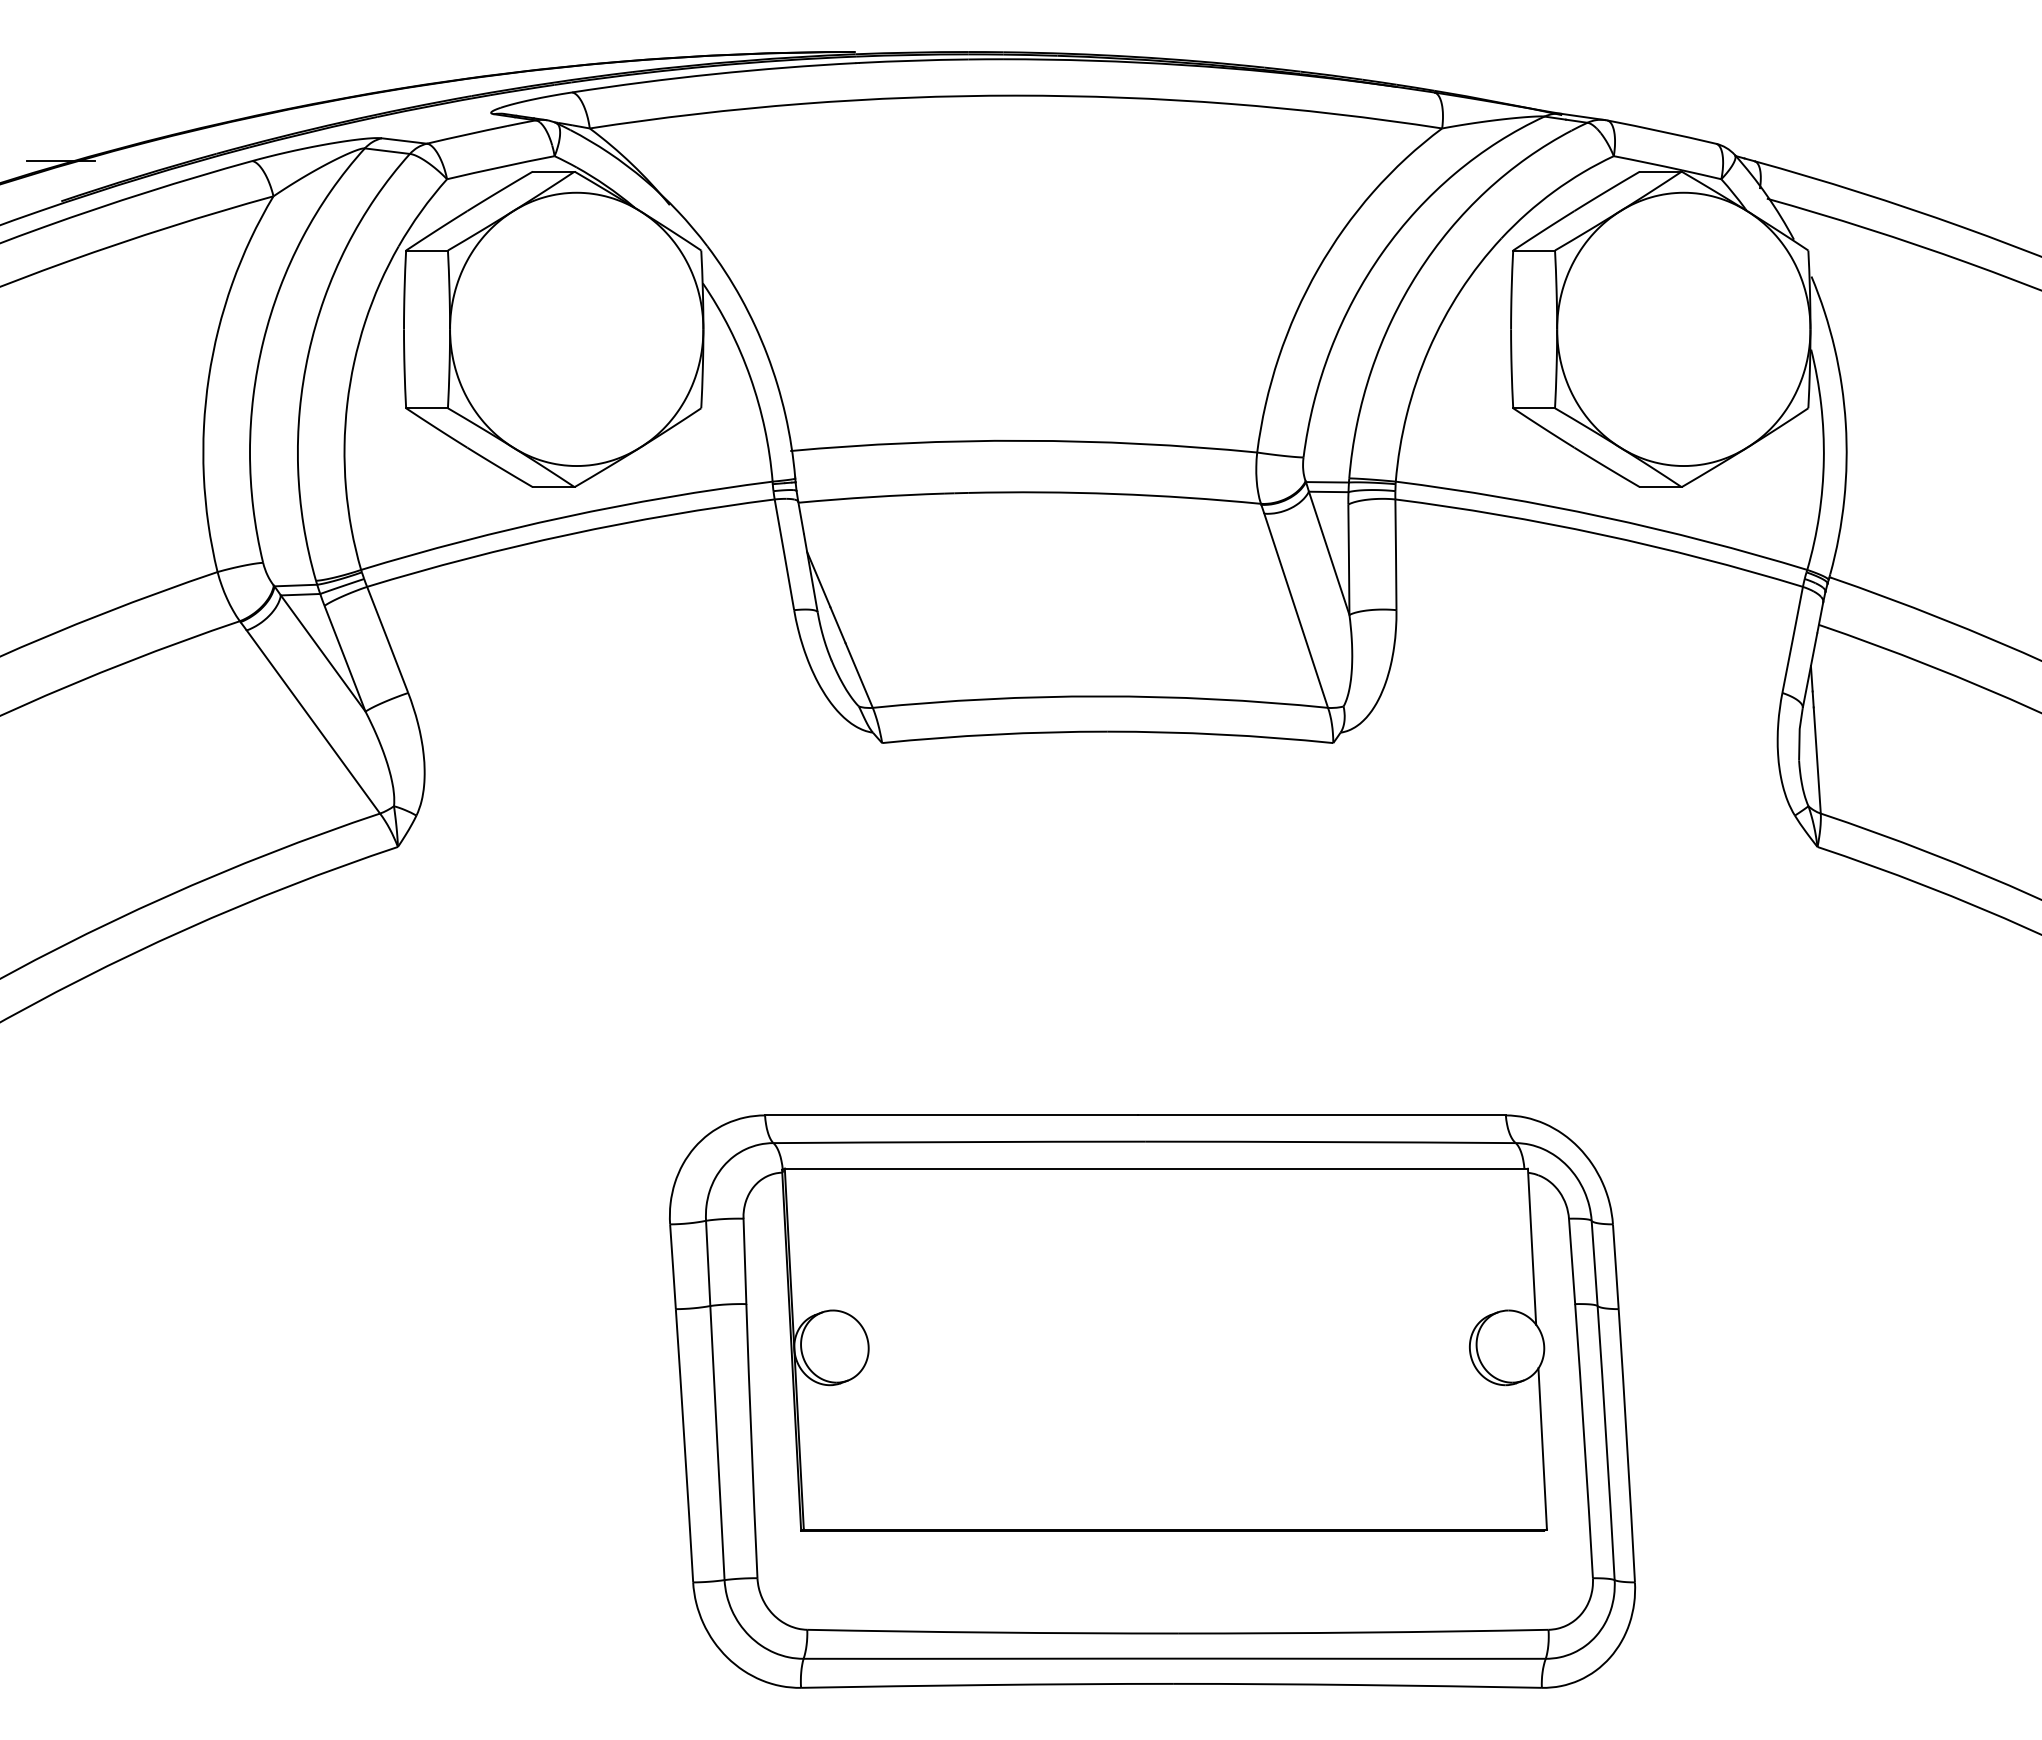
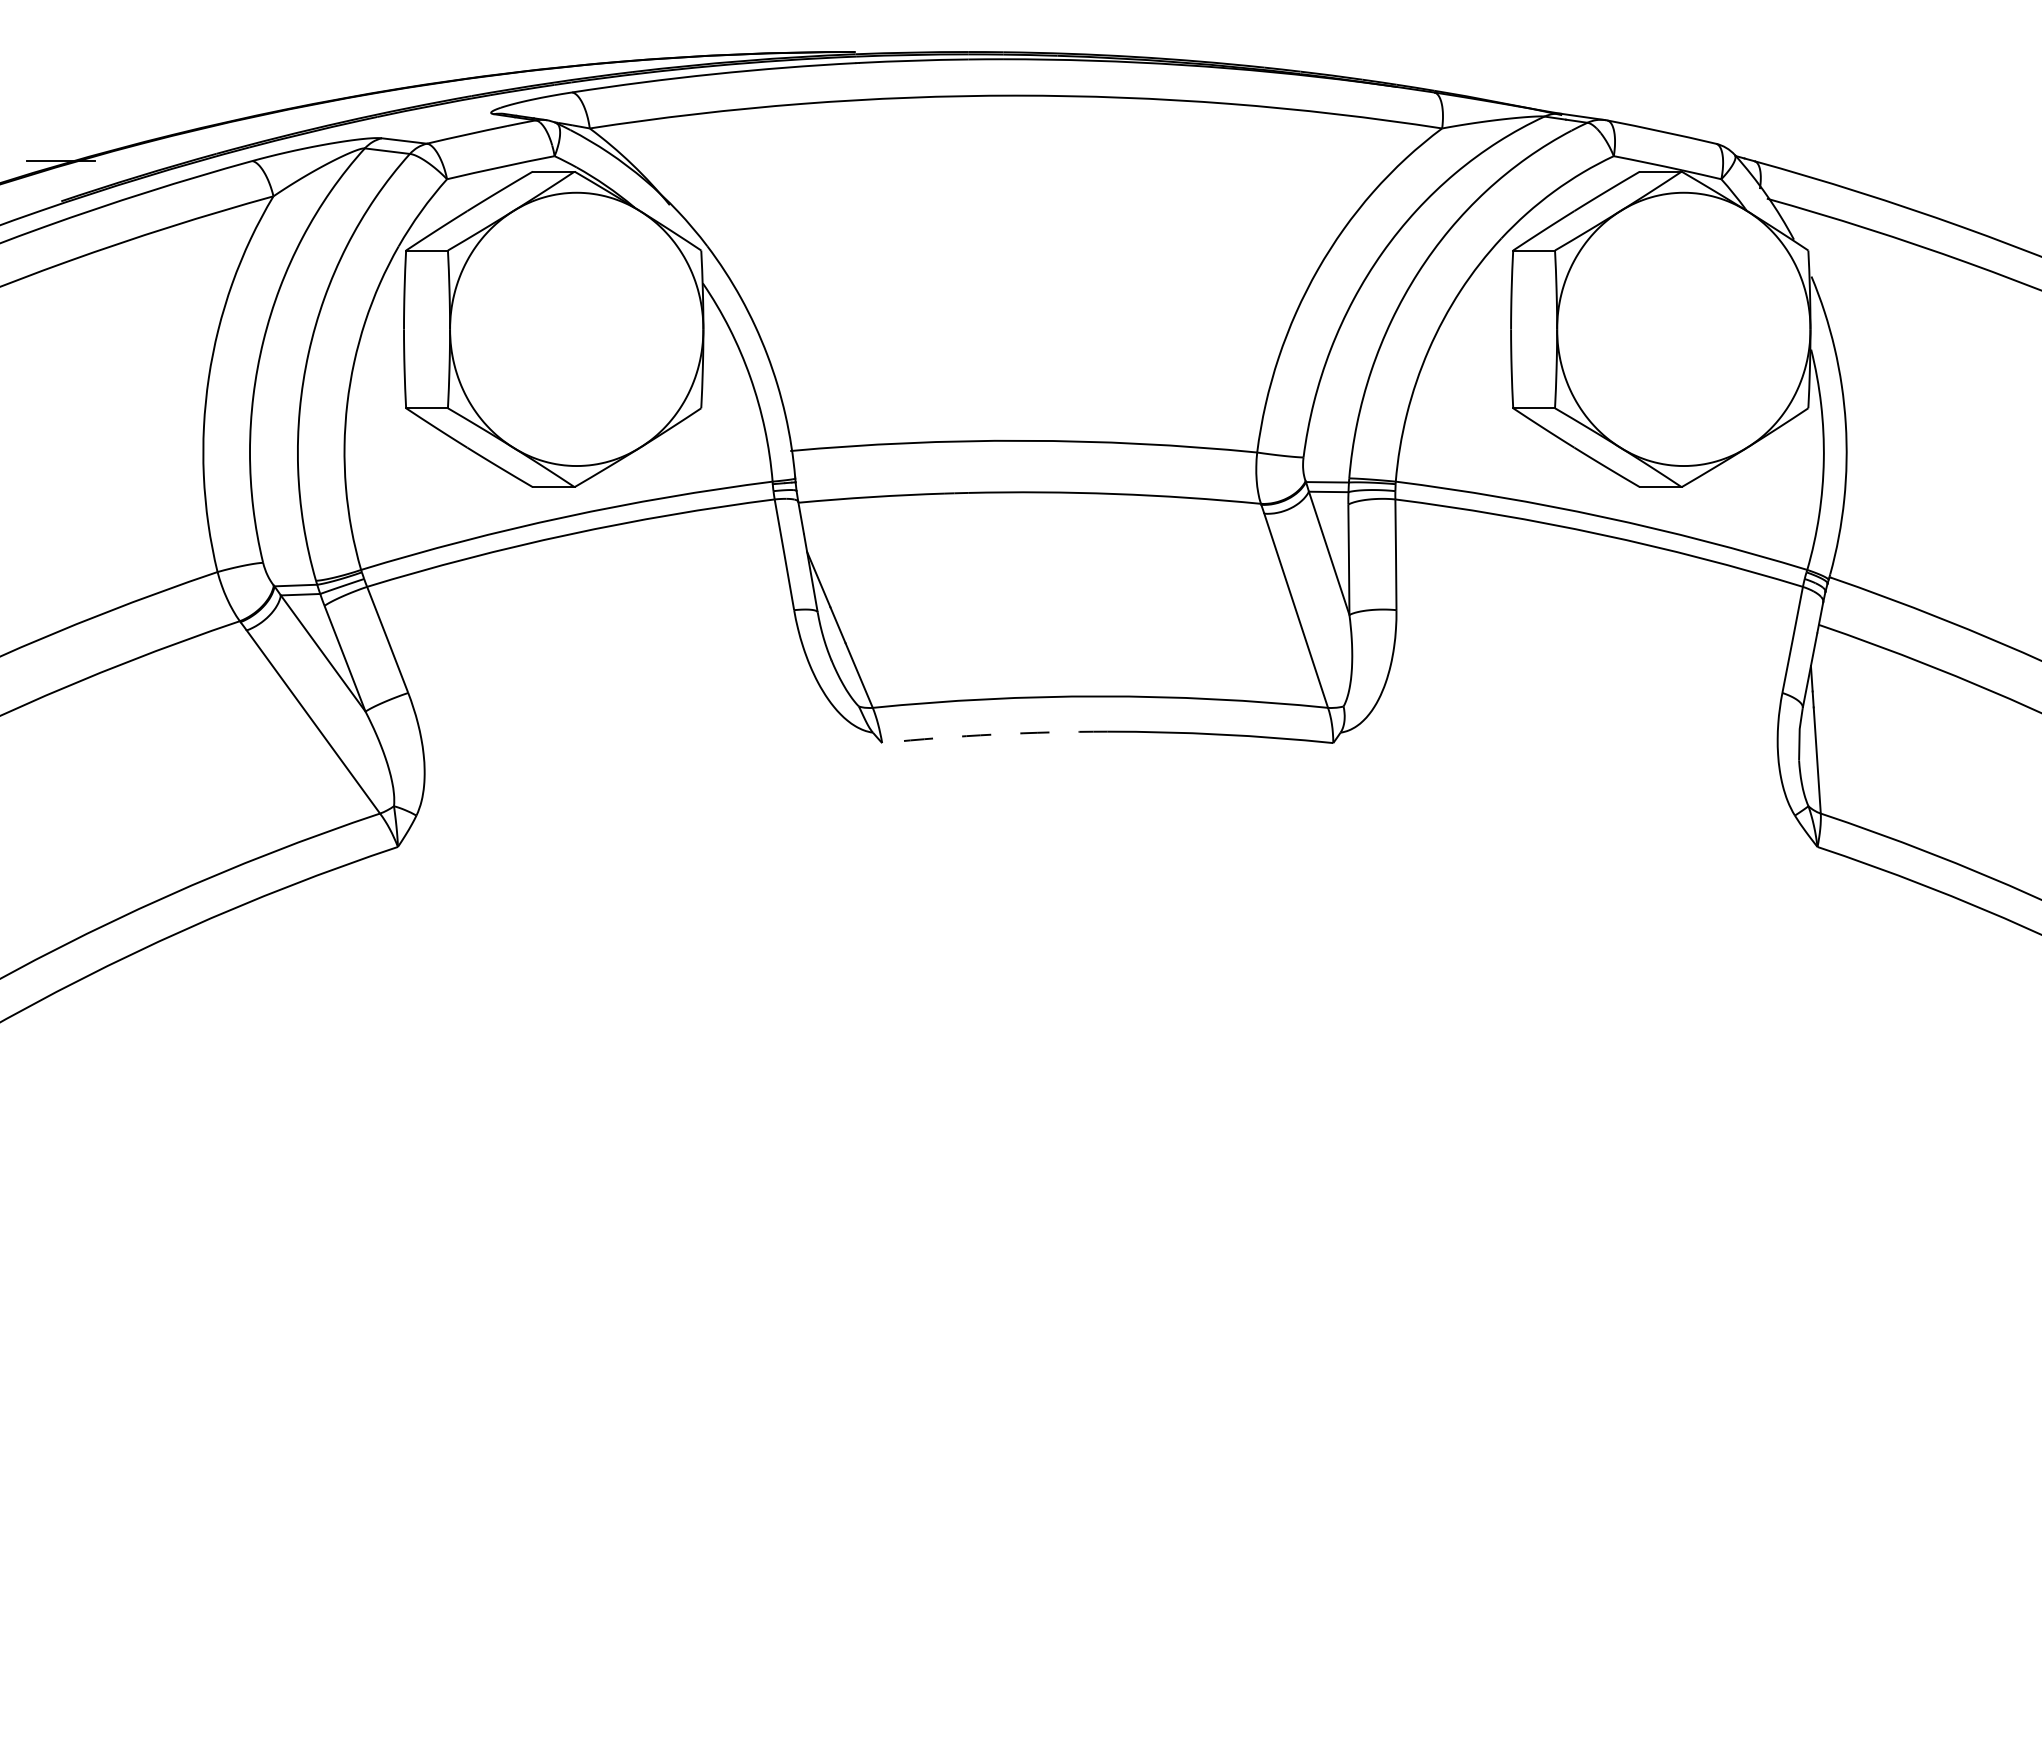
arc: solid -> dashed (994, 734)
part: present -> none (1152, 1401)
